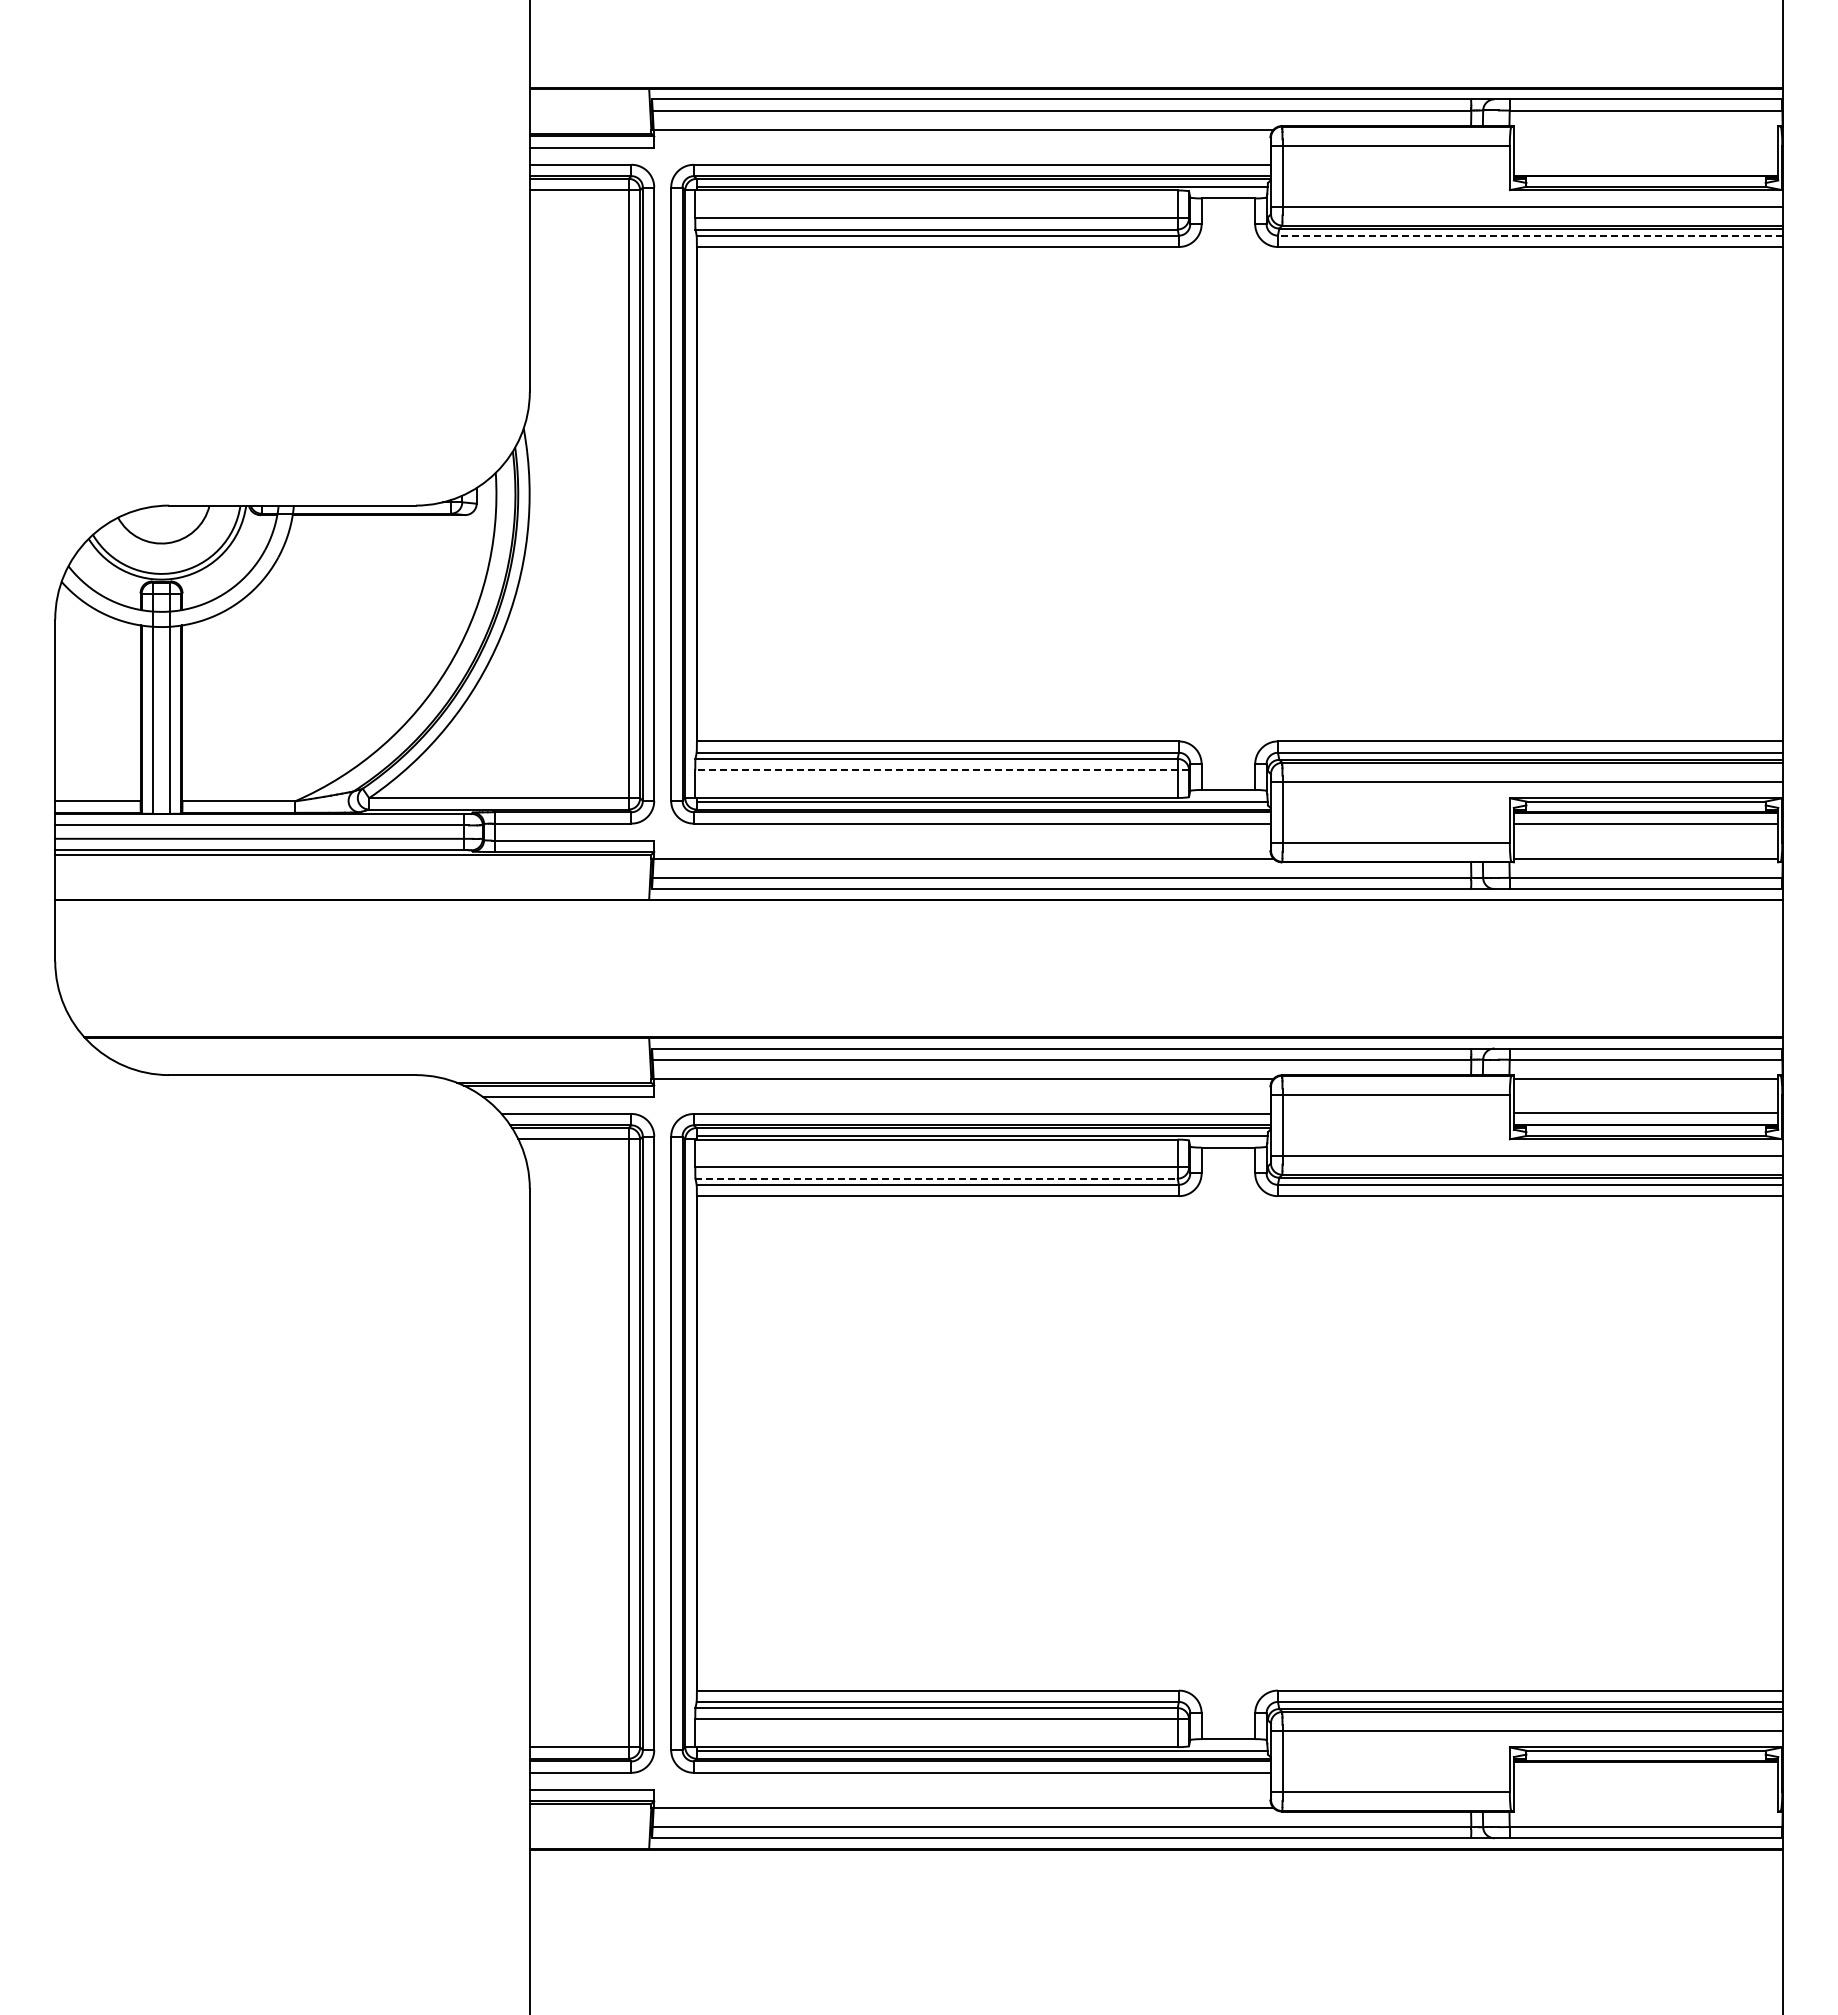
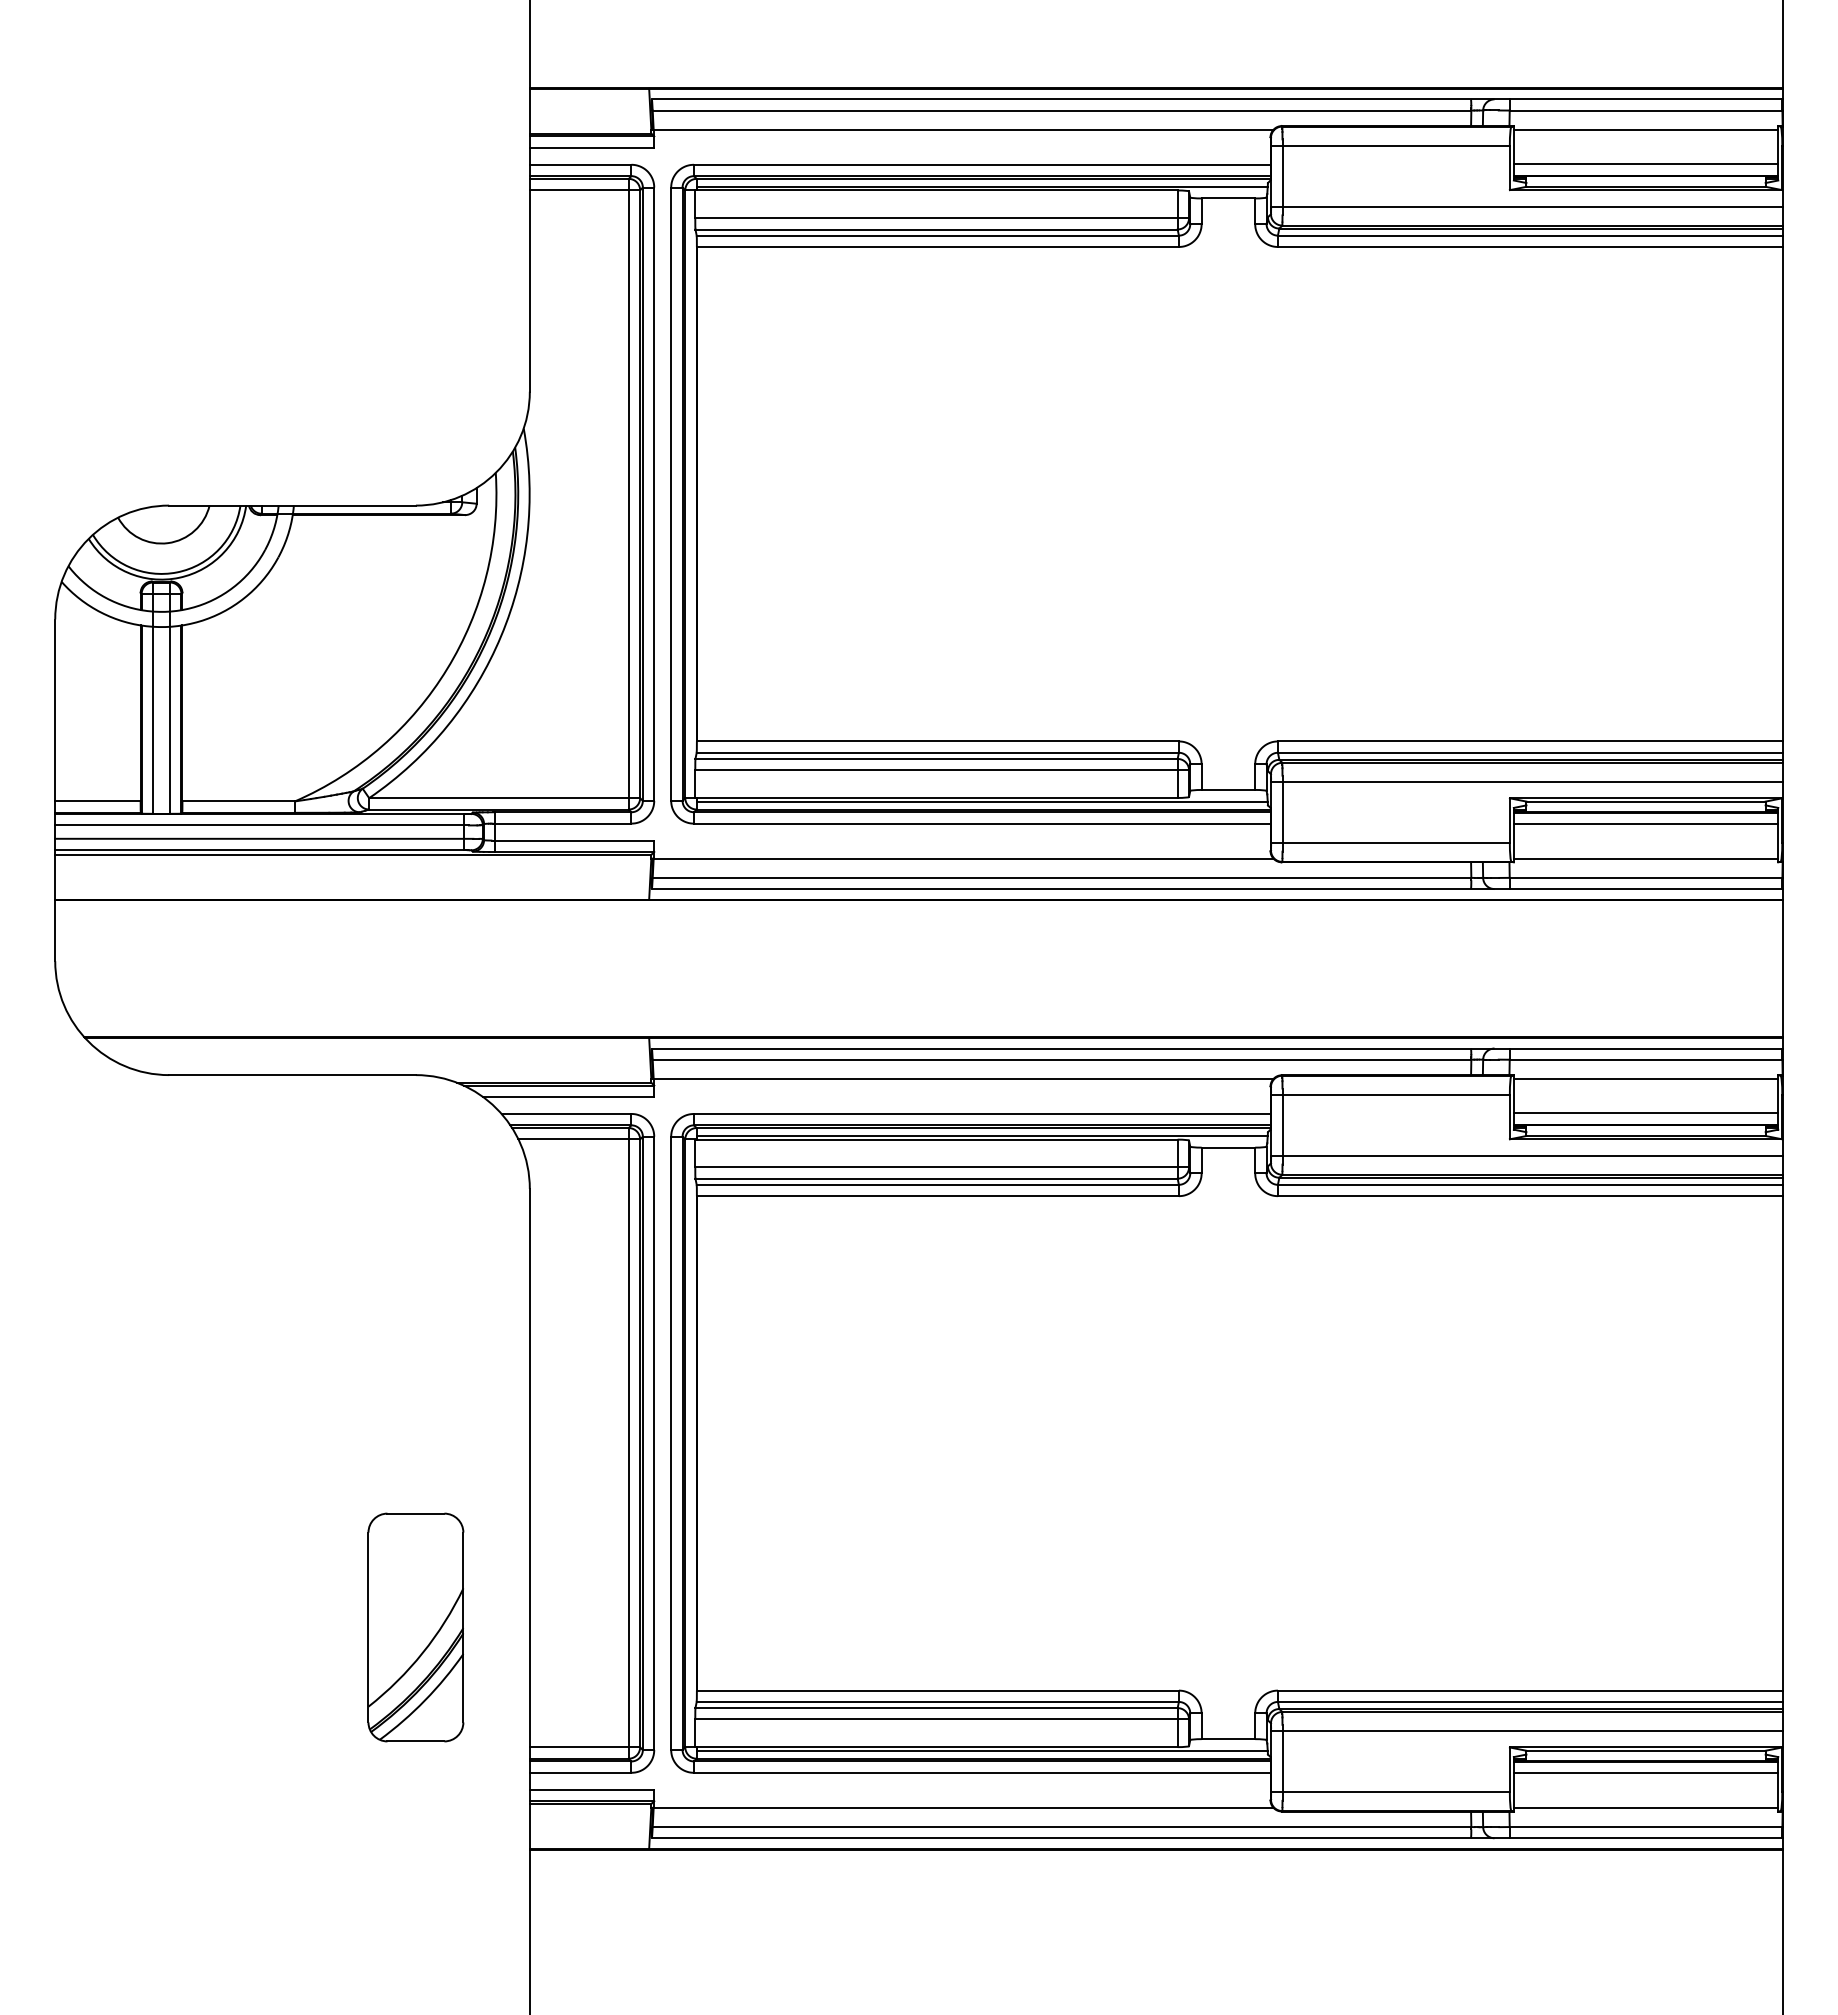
line: none -> present (1645, 129)
line: none -> present (1645, 164)
line: dashed -> solid (1529, 235)
line: dashed -> solid (942, 770)
line: dashed -> solid (937, 1178)
part: none -> present (415, 1627)
line: none -> present (1645, 1773)
line: none -> present (1645, 1807)
